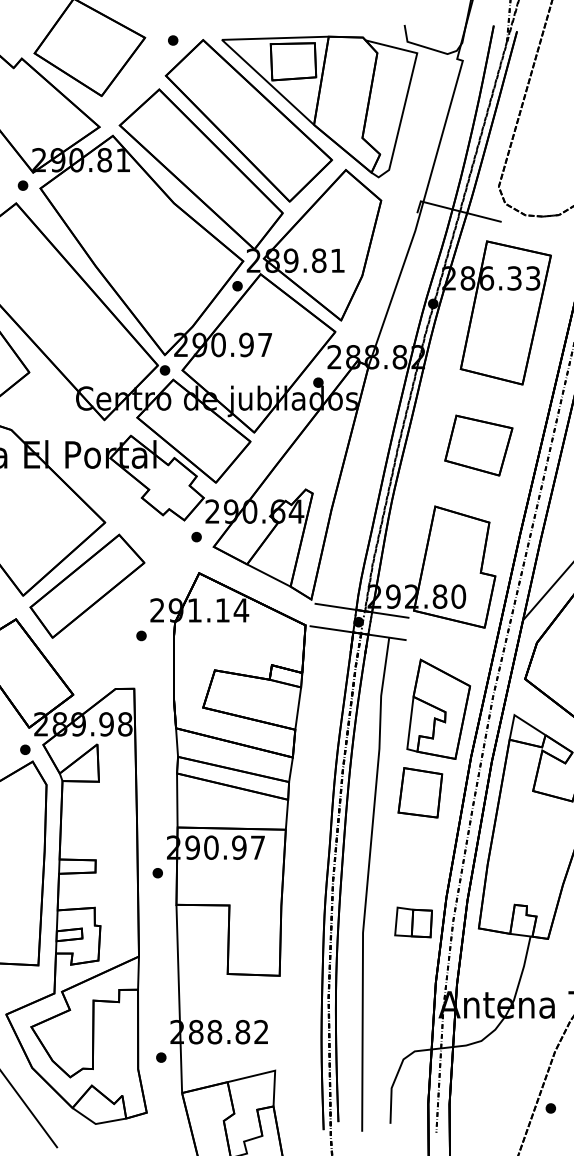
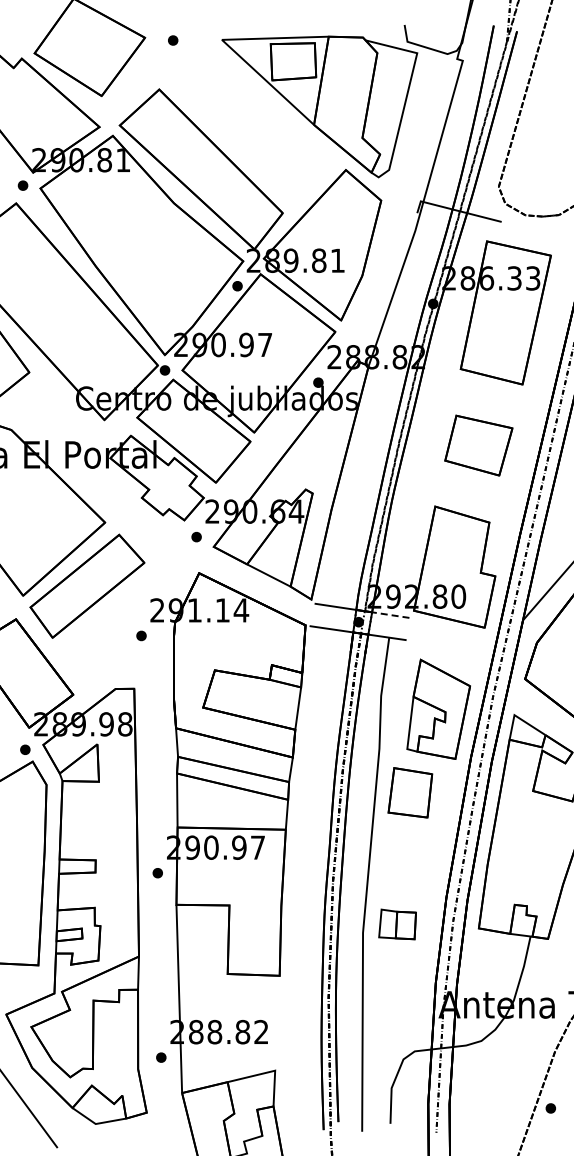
part: present -> none (248, 120)
line: solid -> dashed (390, 615)
part position: (420, 792) -> (410, 792) (410, 792)
part position: (413, 922) -> (397, 924) (397, 924)
